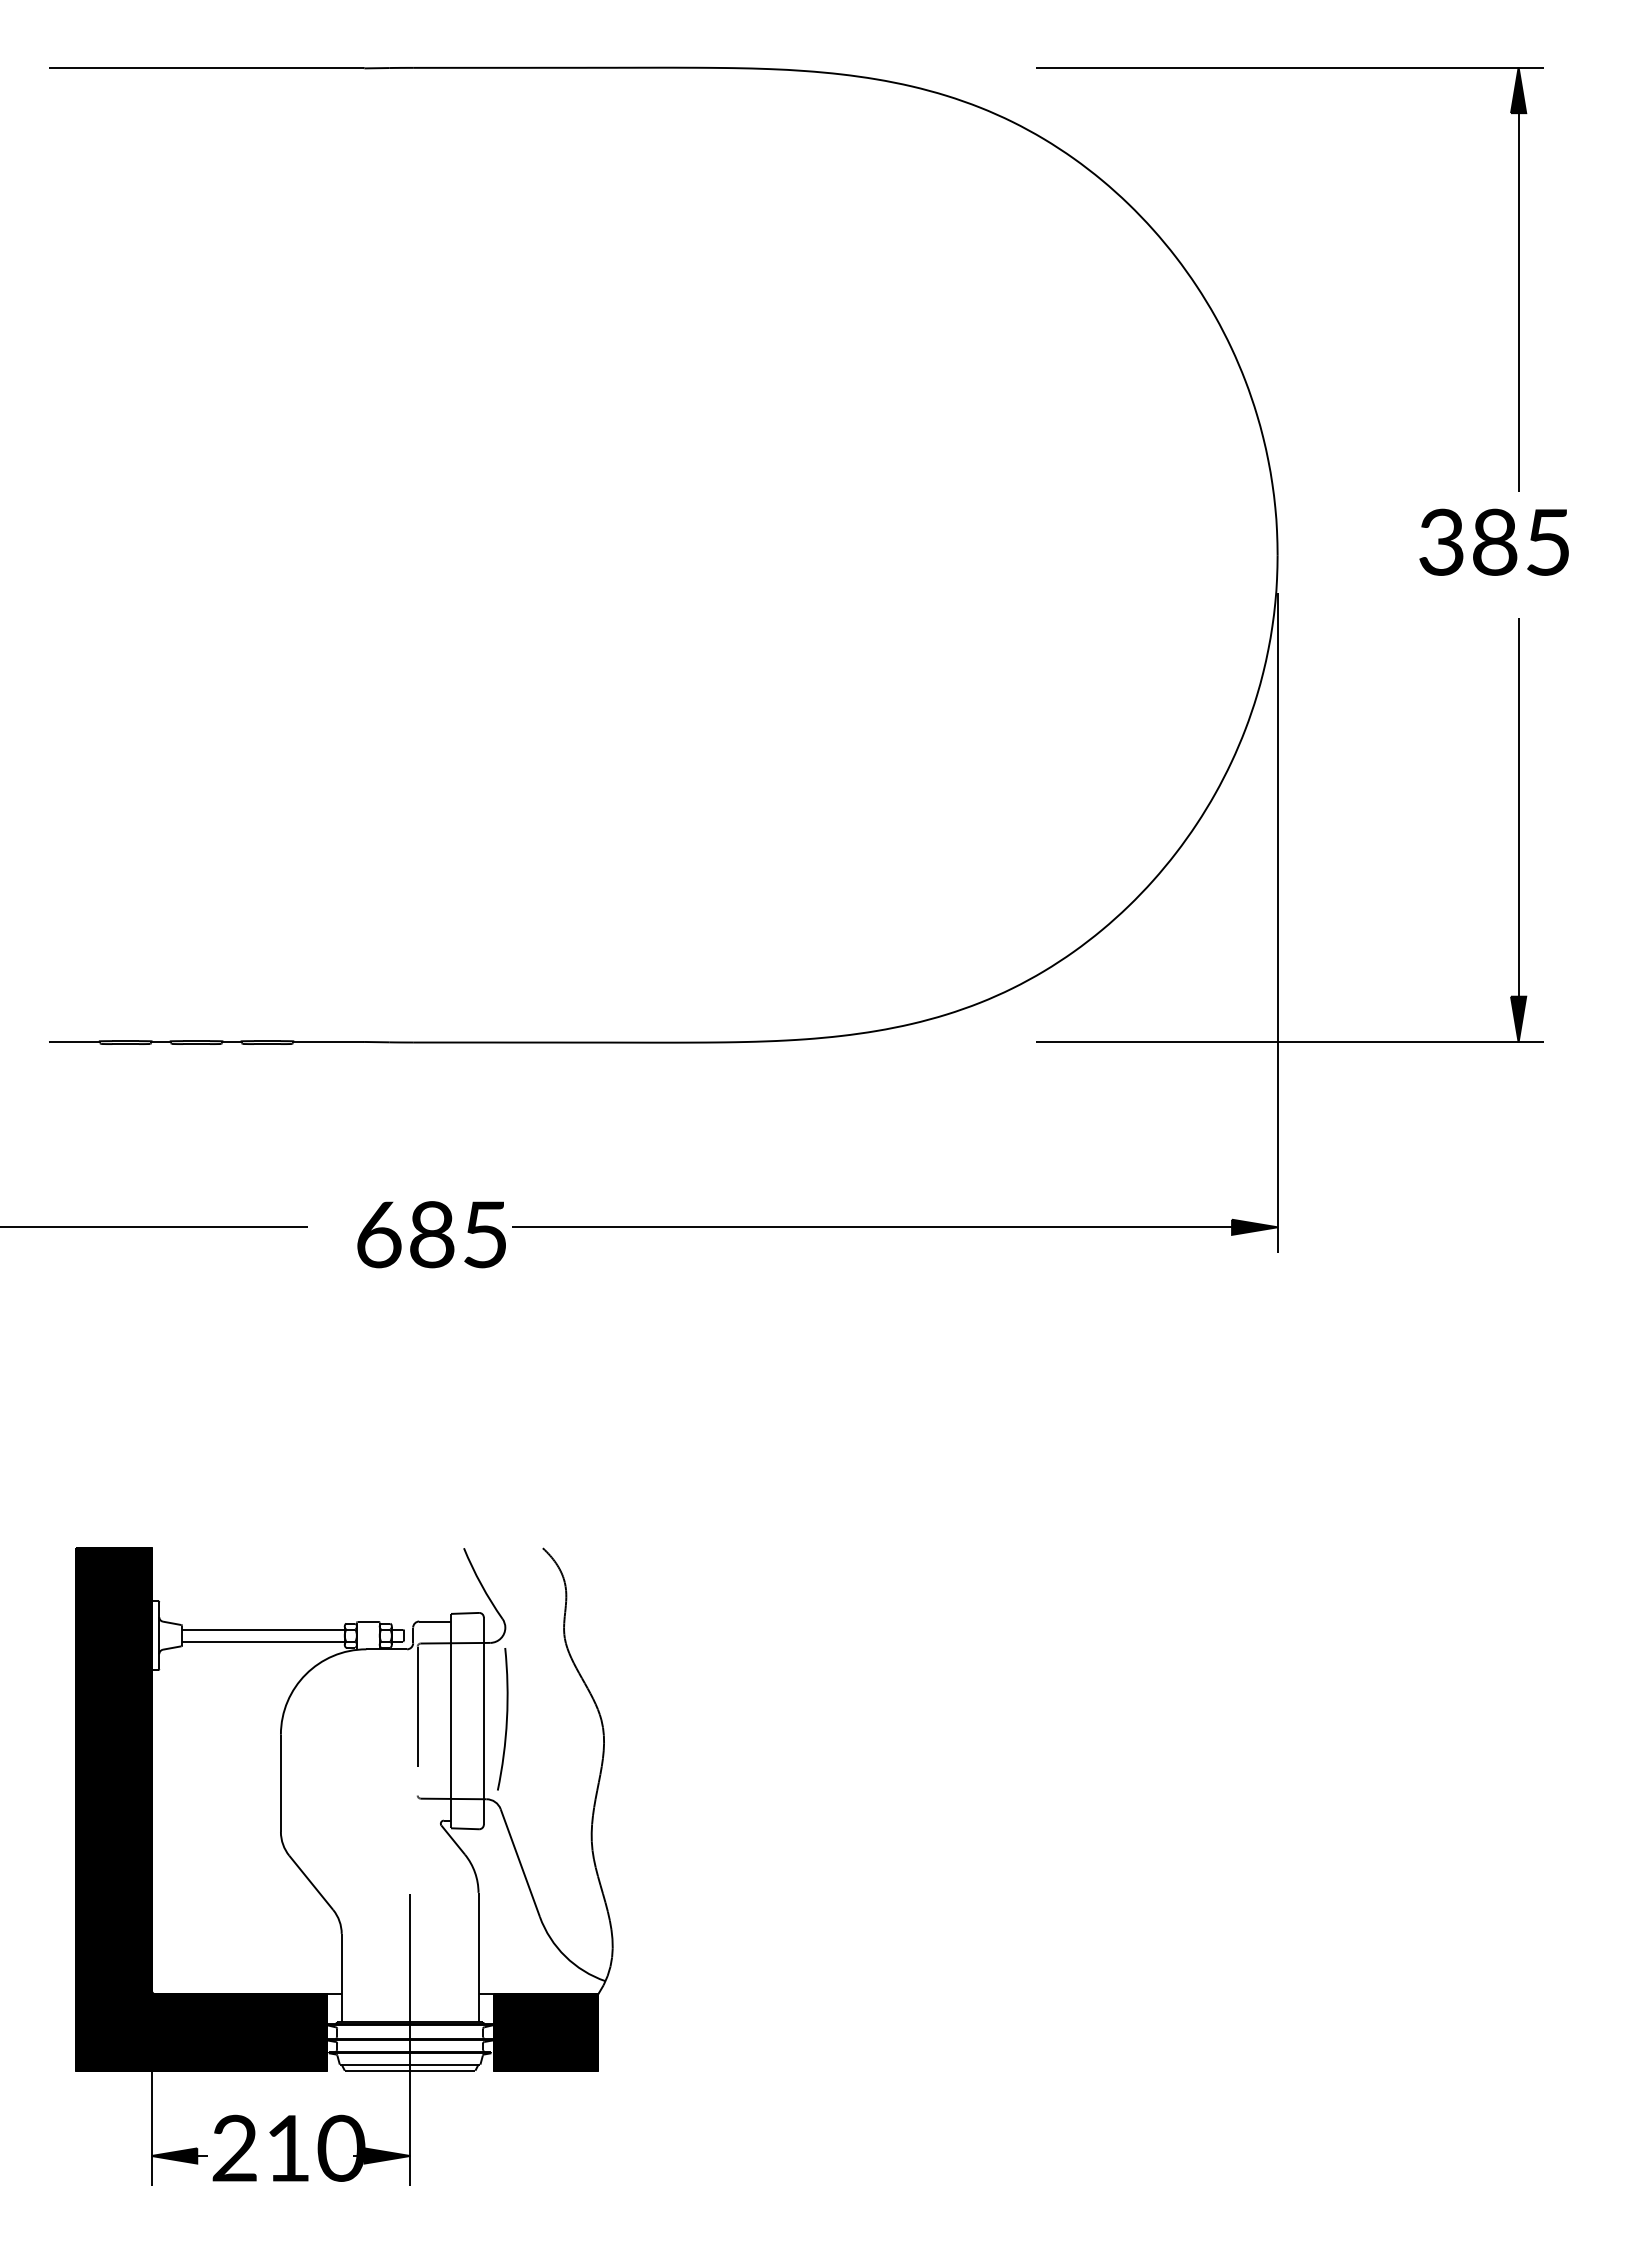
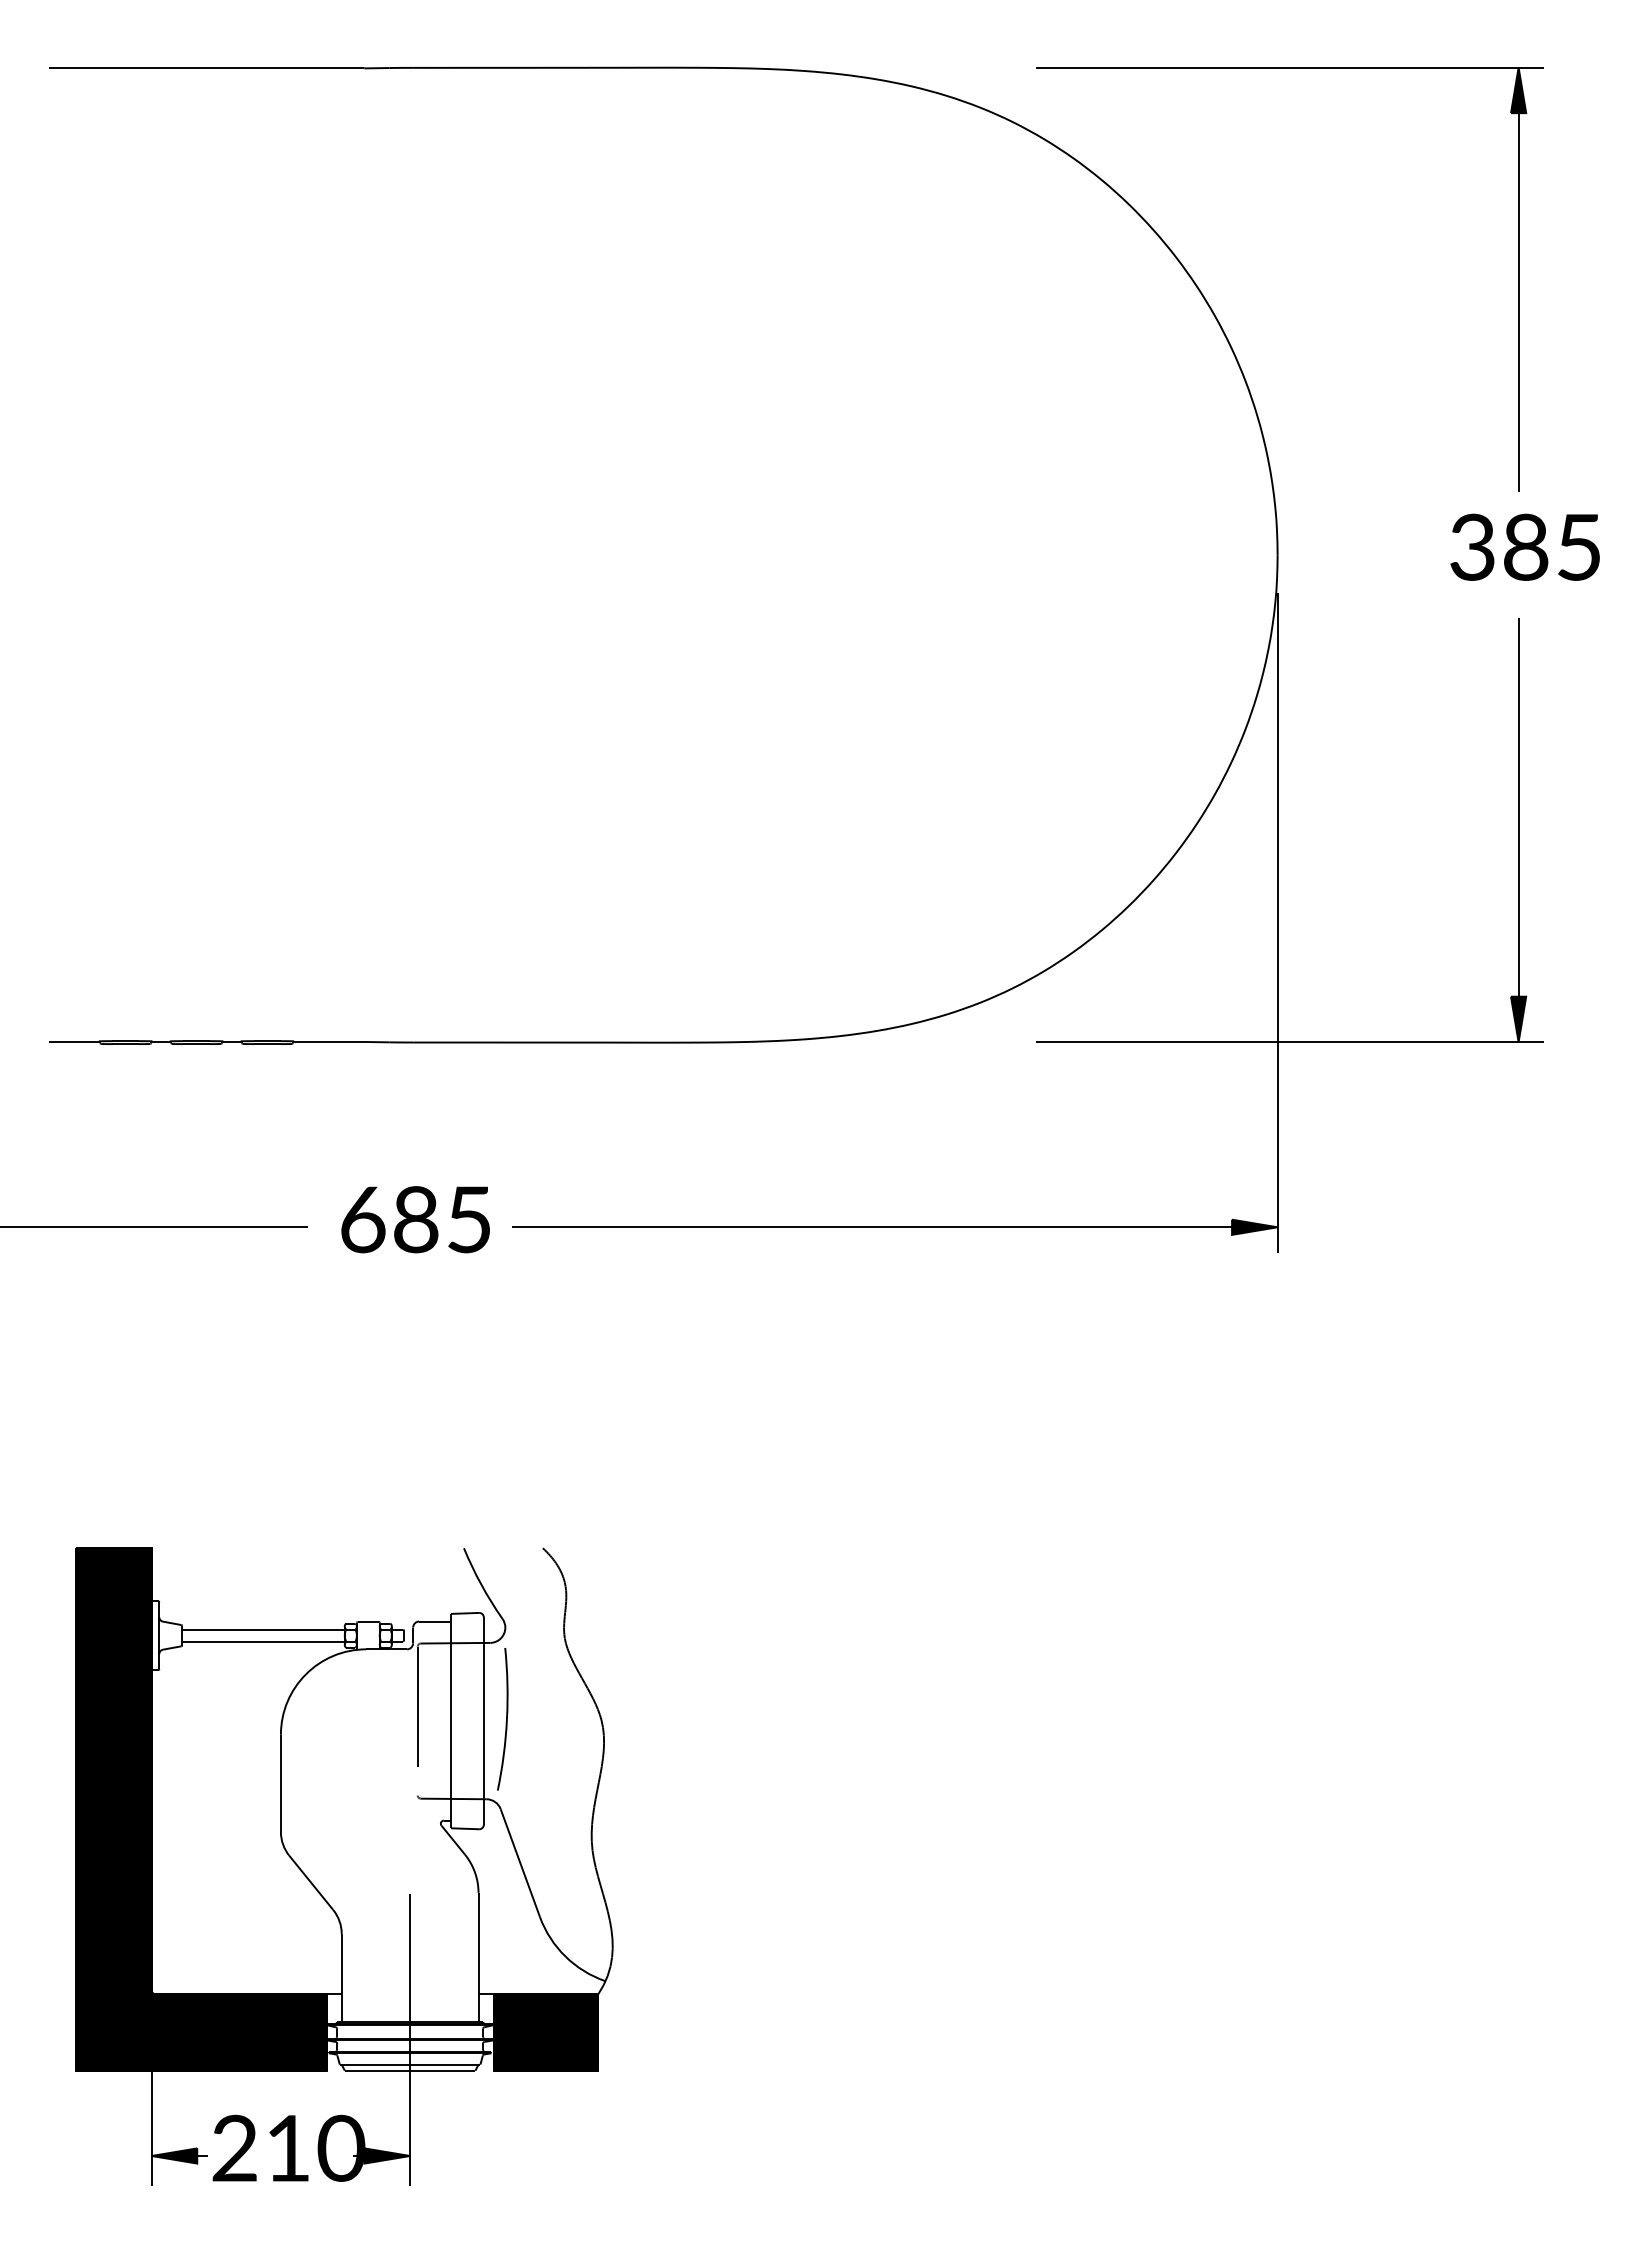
text position: (1493, 541) -> (1524, 546) (1524, 546)
text position: (431, 1234) -> (415, 1219) (415, 1219)
